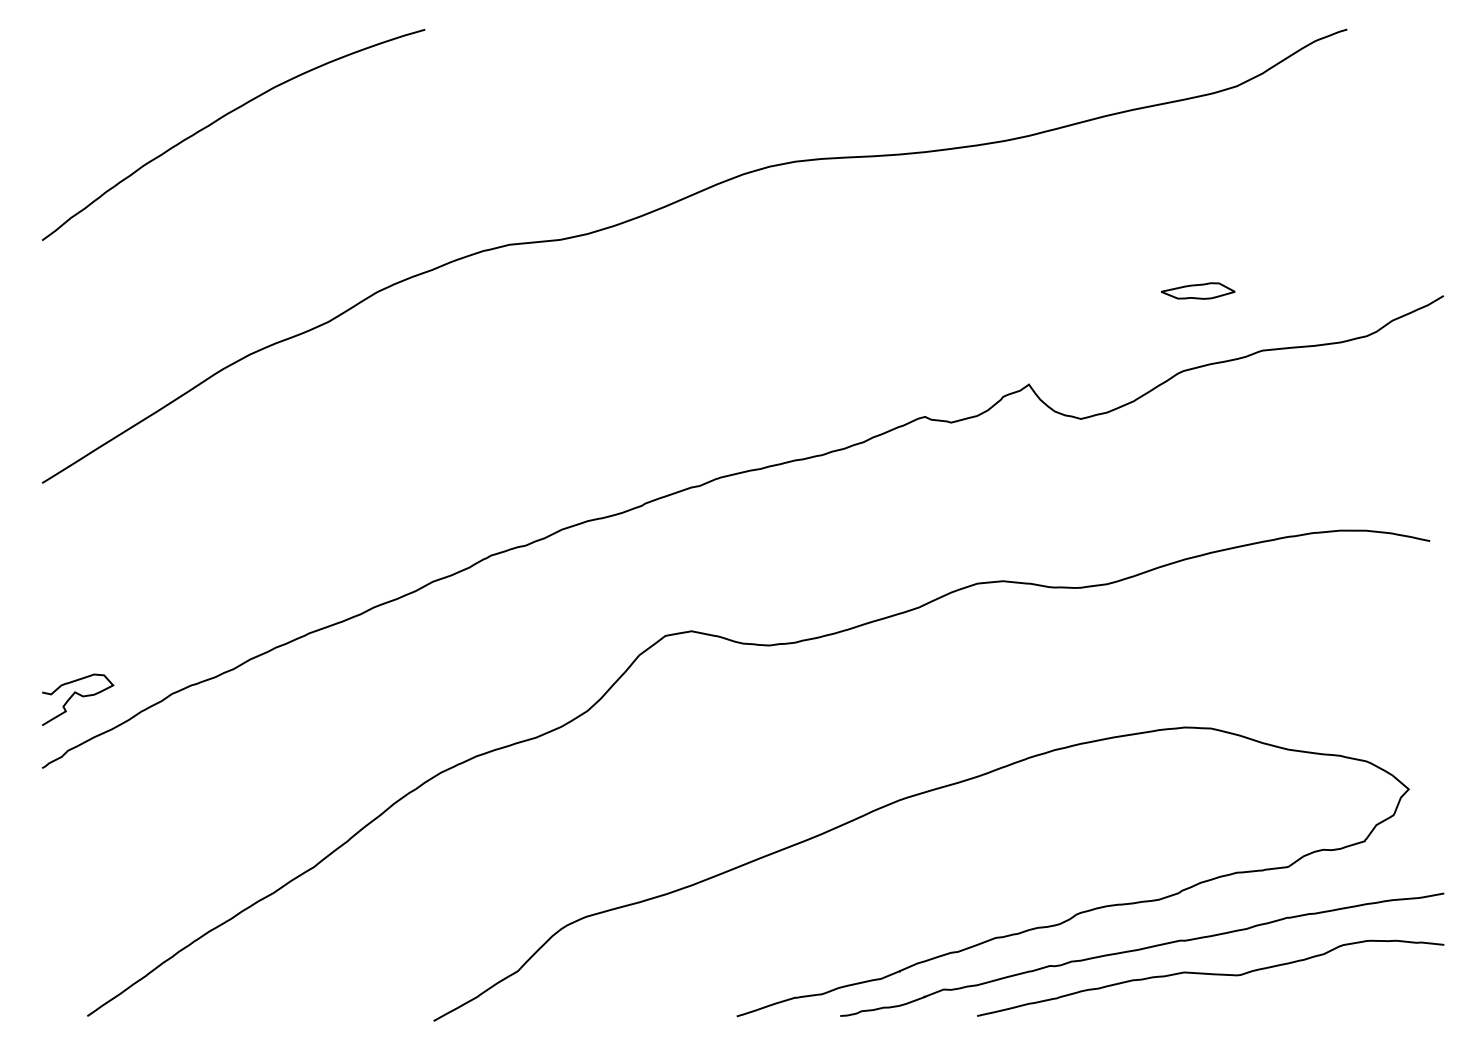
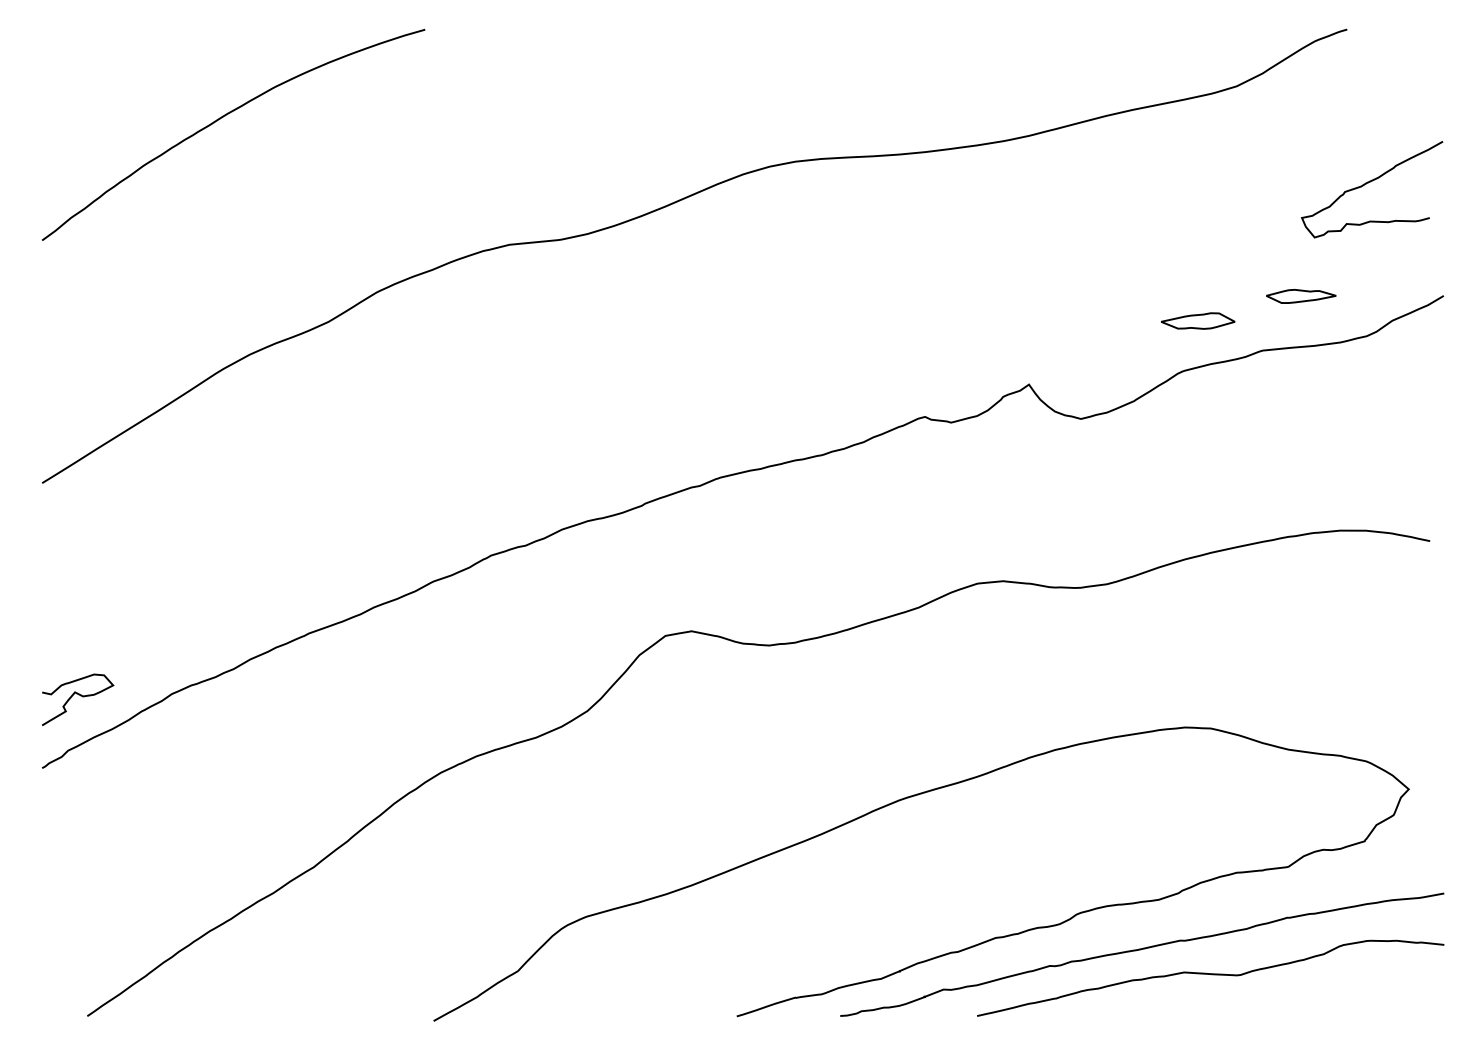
curve: none -> present (1368, 183)
part position: (1198, 290) -> (1198, 320) (1198, 320)
part: none -> present (1301, 296)
